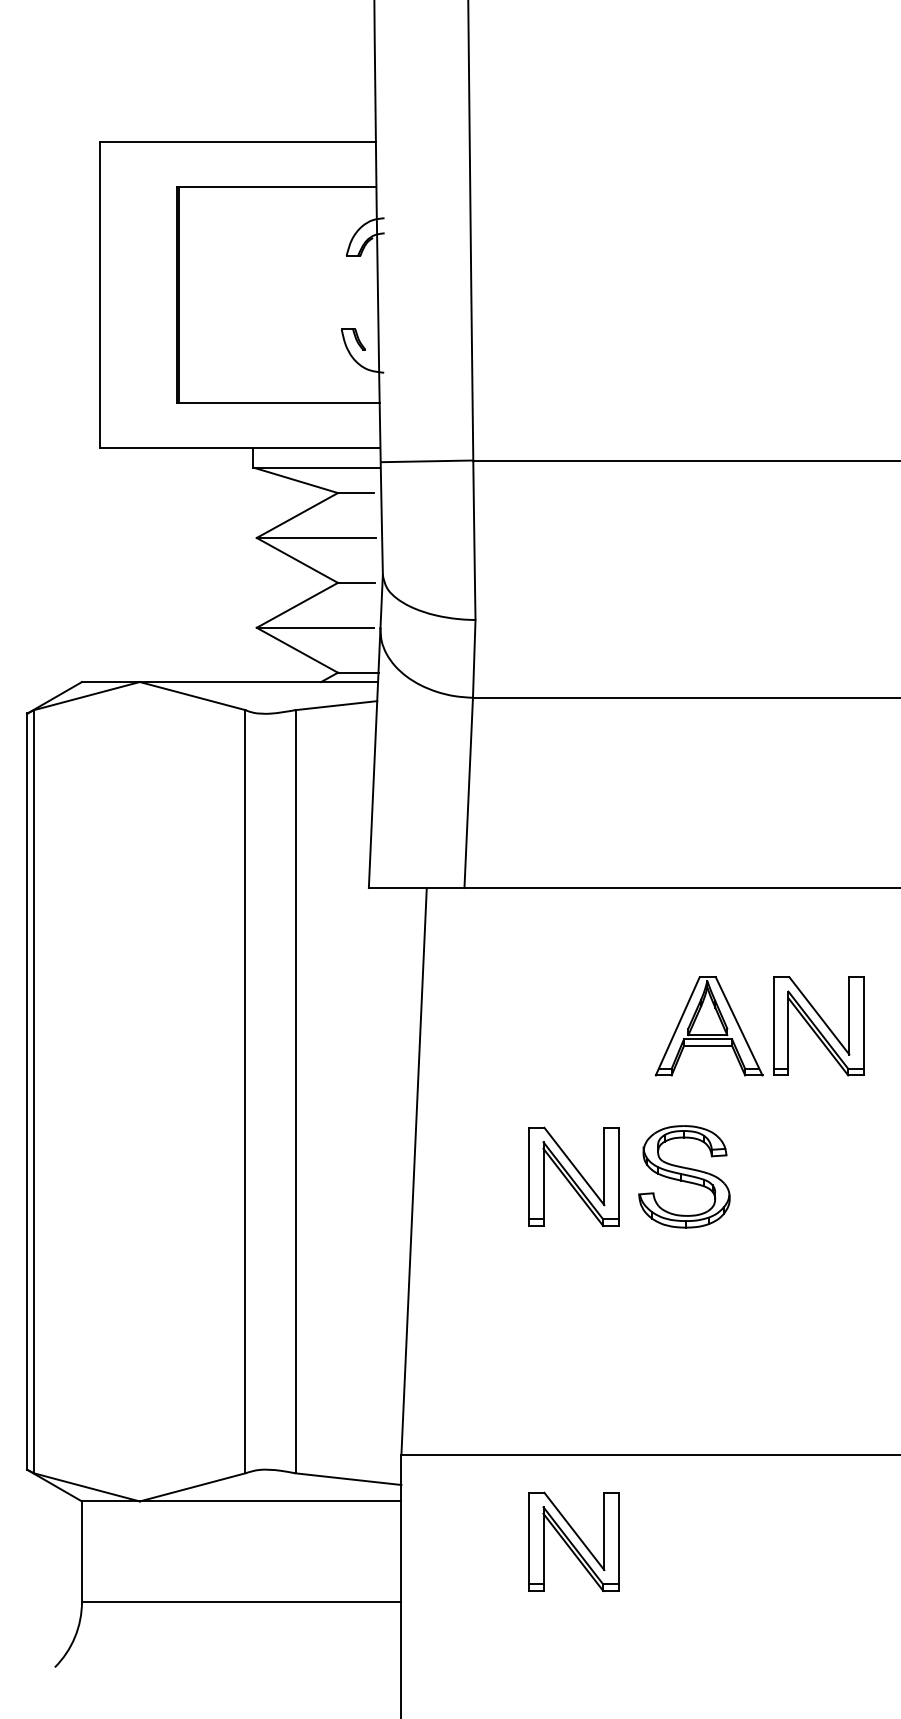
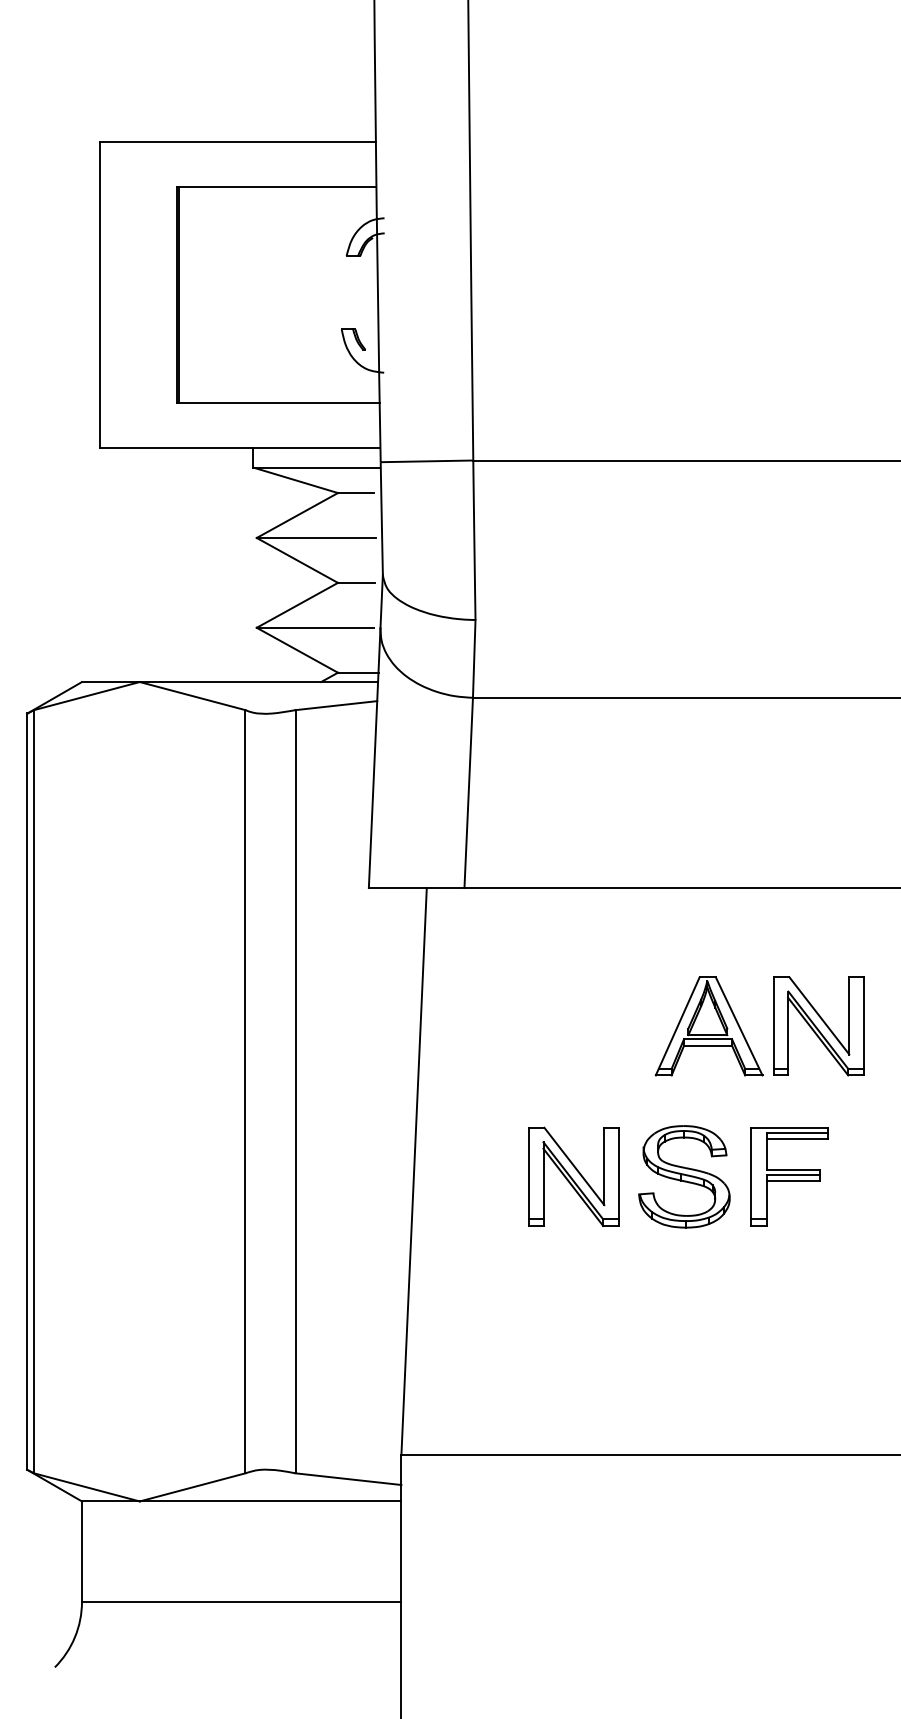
part: none -> present (789, 1176)
part: present -> none (573, 1541)
